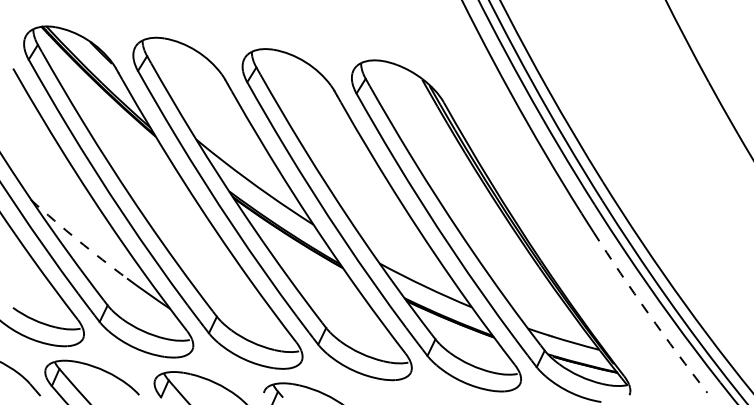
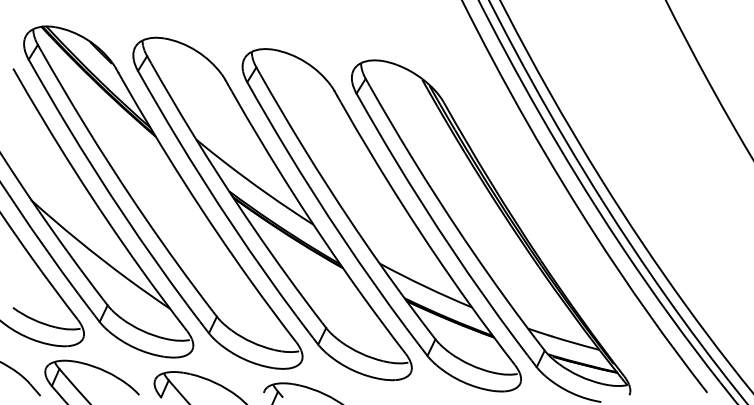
arc: dashed -> solid (78, 240)
arc: dashed -> solid (648, 313)
